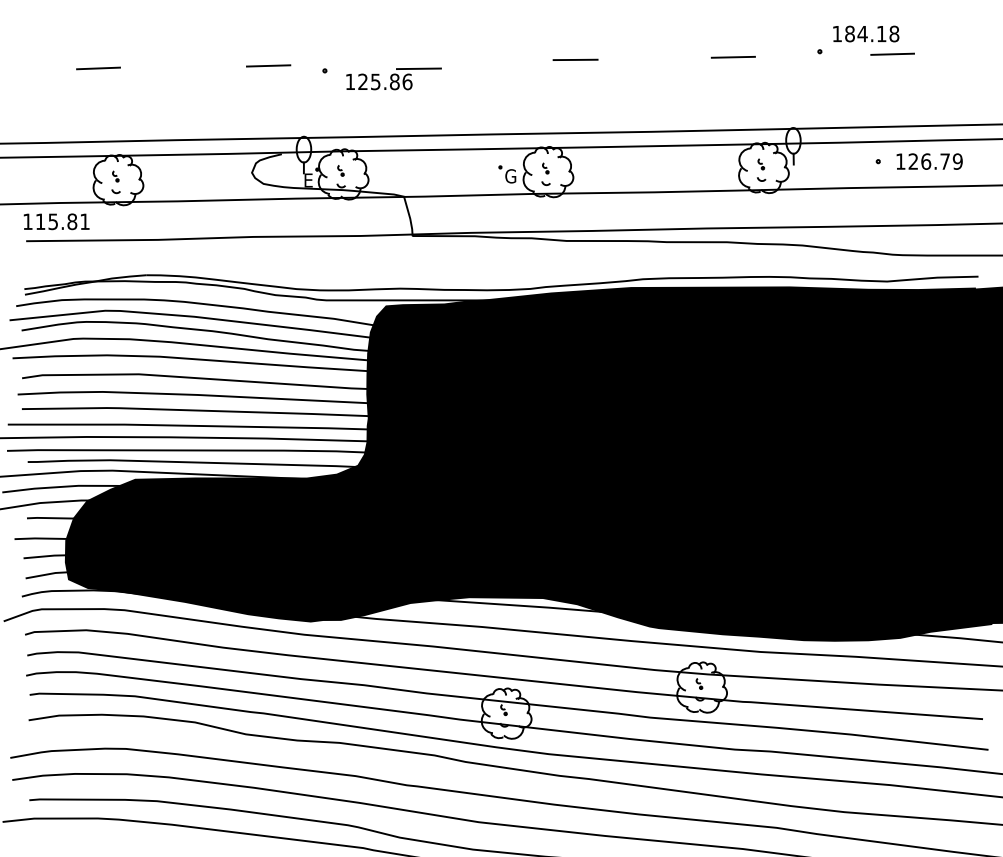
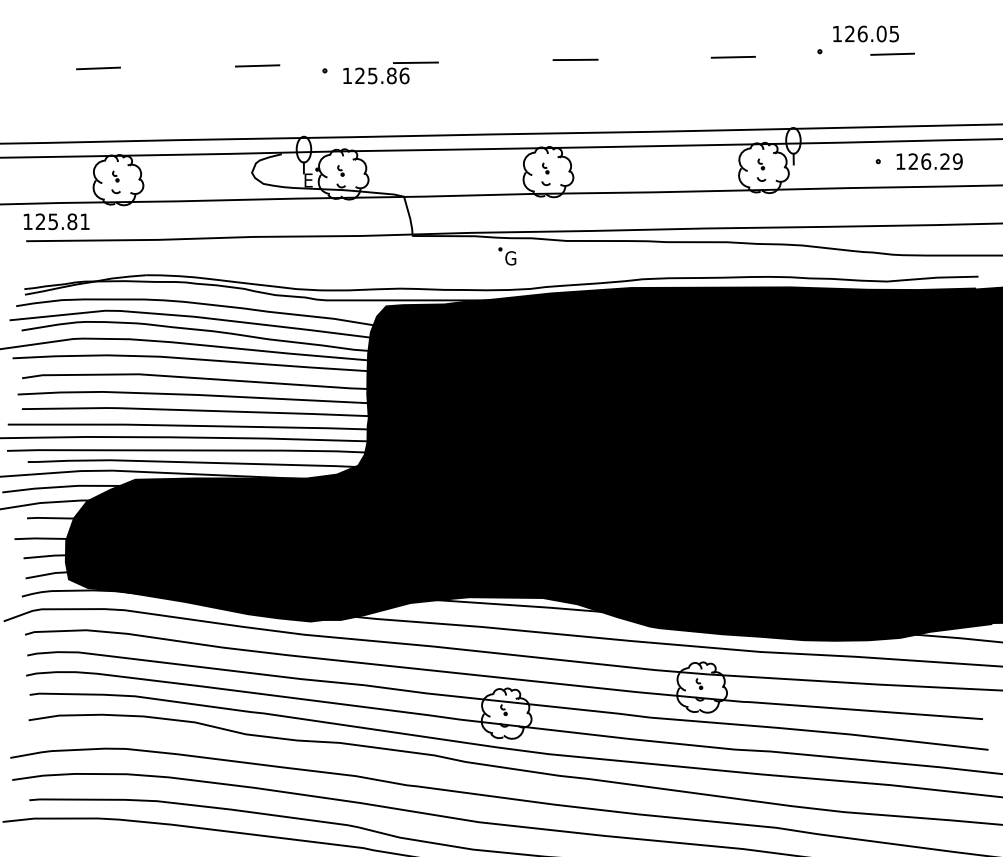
text: 184.18 -> 126.05 (872, 33)
line position: (268, 65) -> (257, 65) (257, 65)
part position: (393, 78) -> (390, 72) (390, 72)
text: 126.79 -> 126.29 (944, 161)
part position: (507, 174) -> (507, 256) (507, 256)
text: 115.81 -> 125.81 (40, 221)
